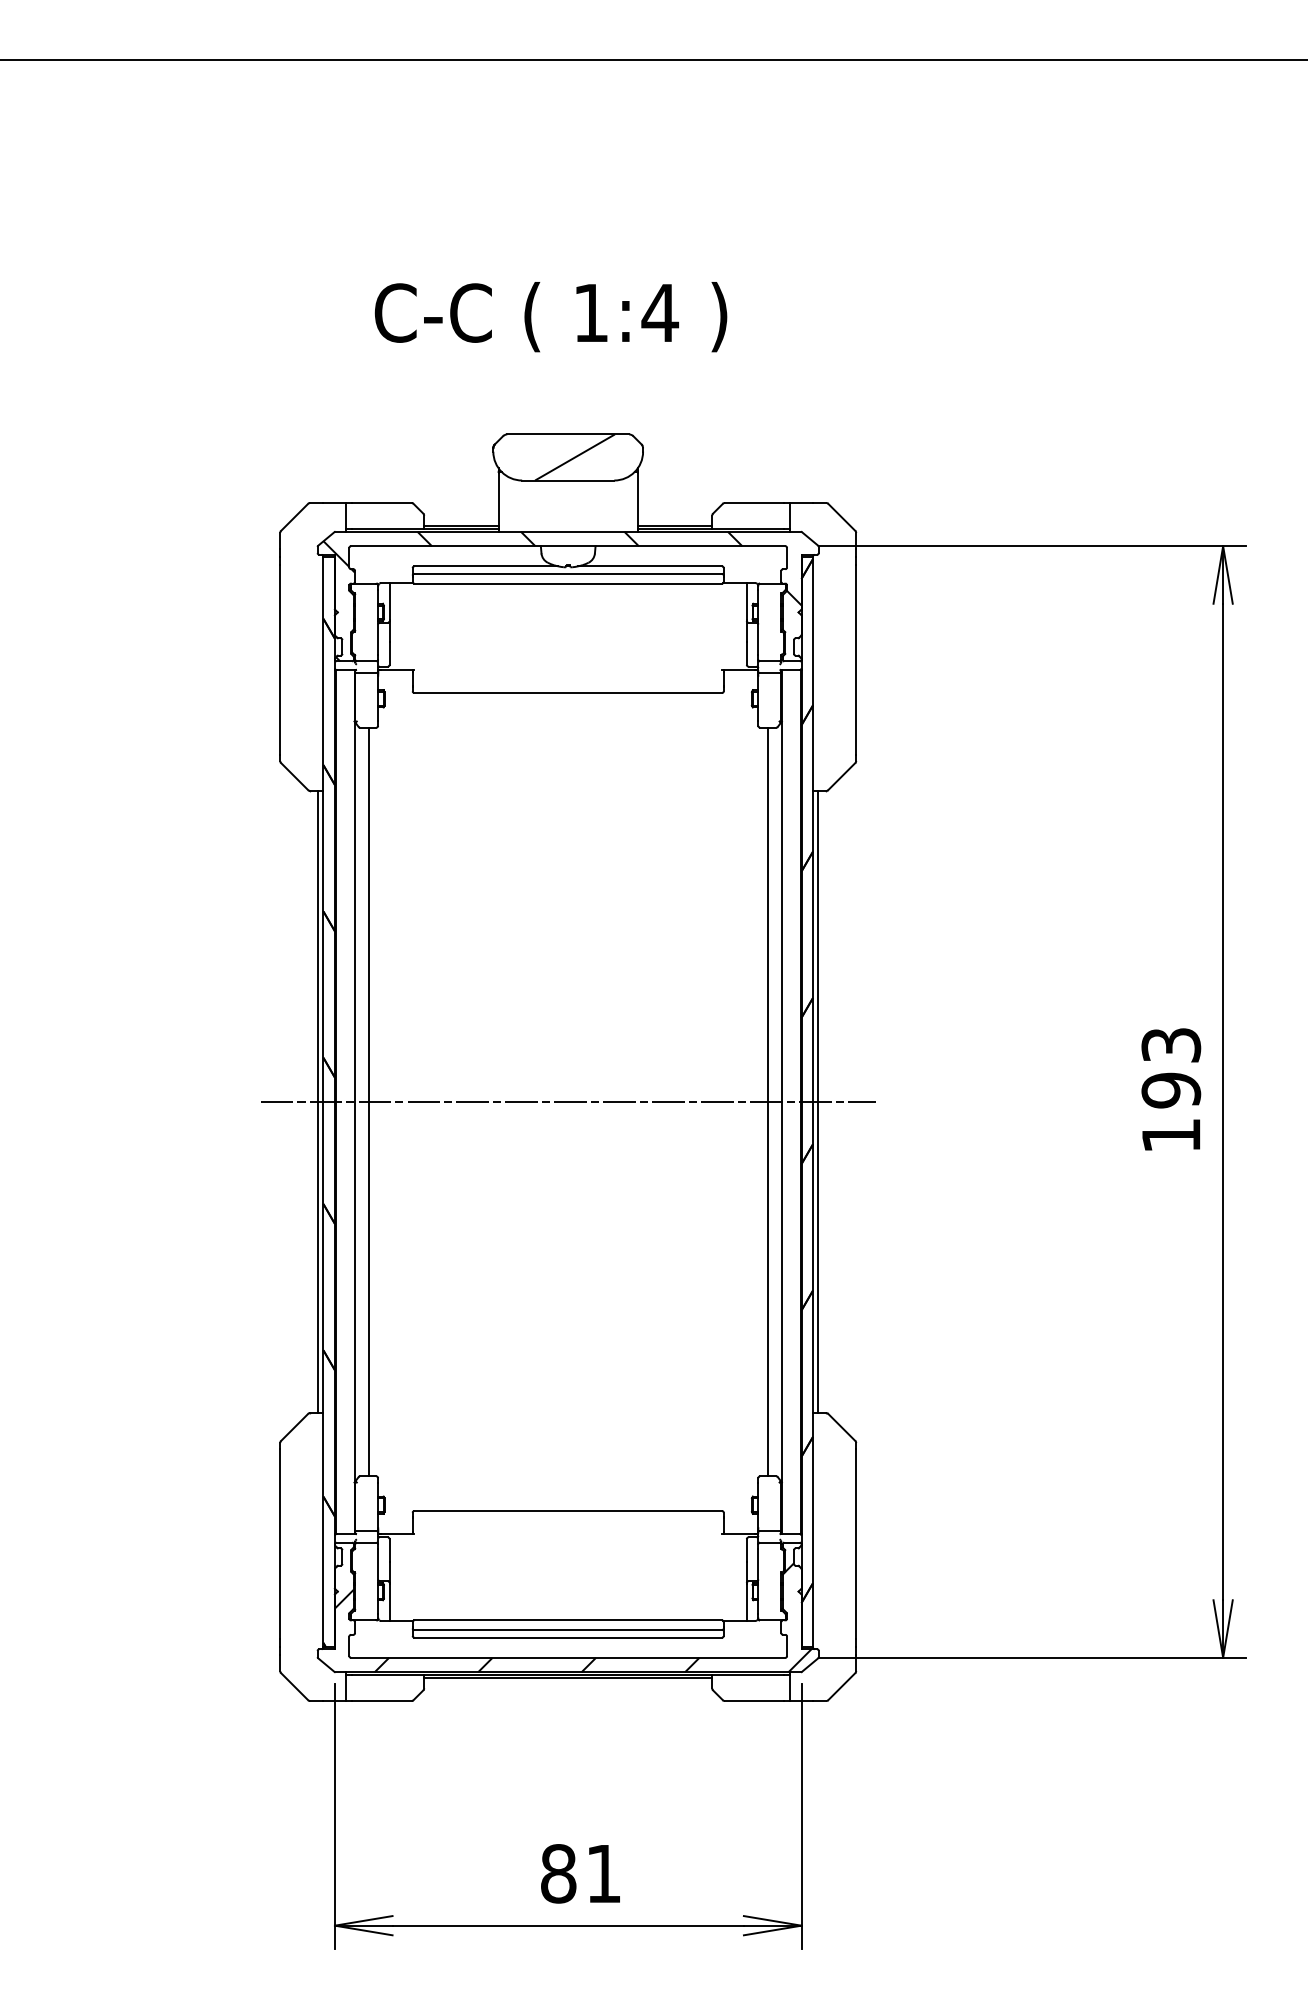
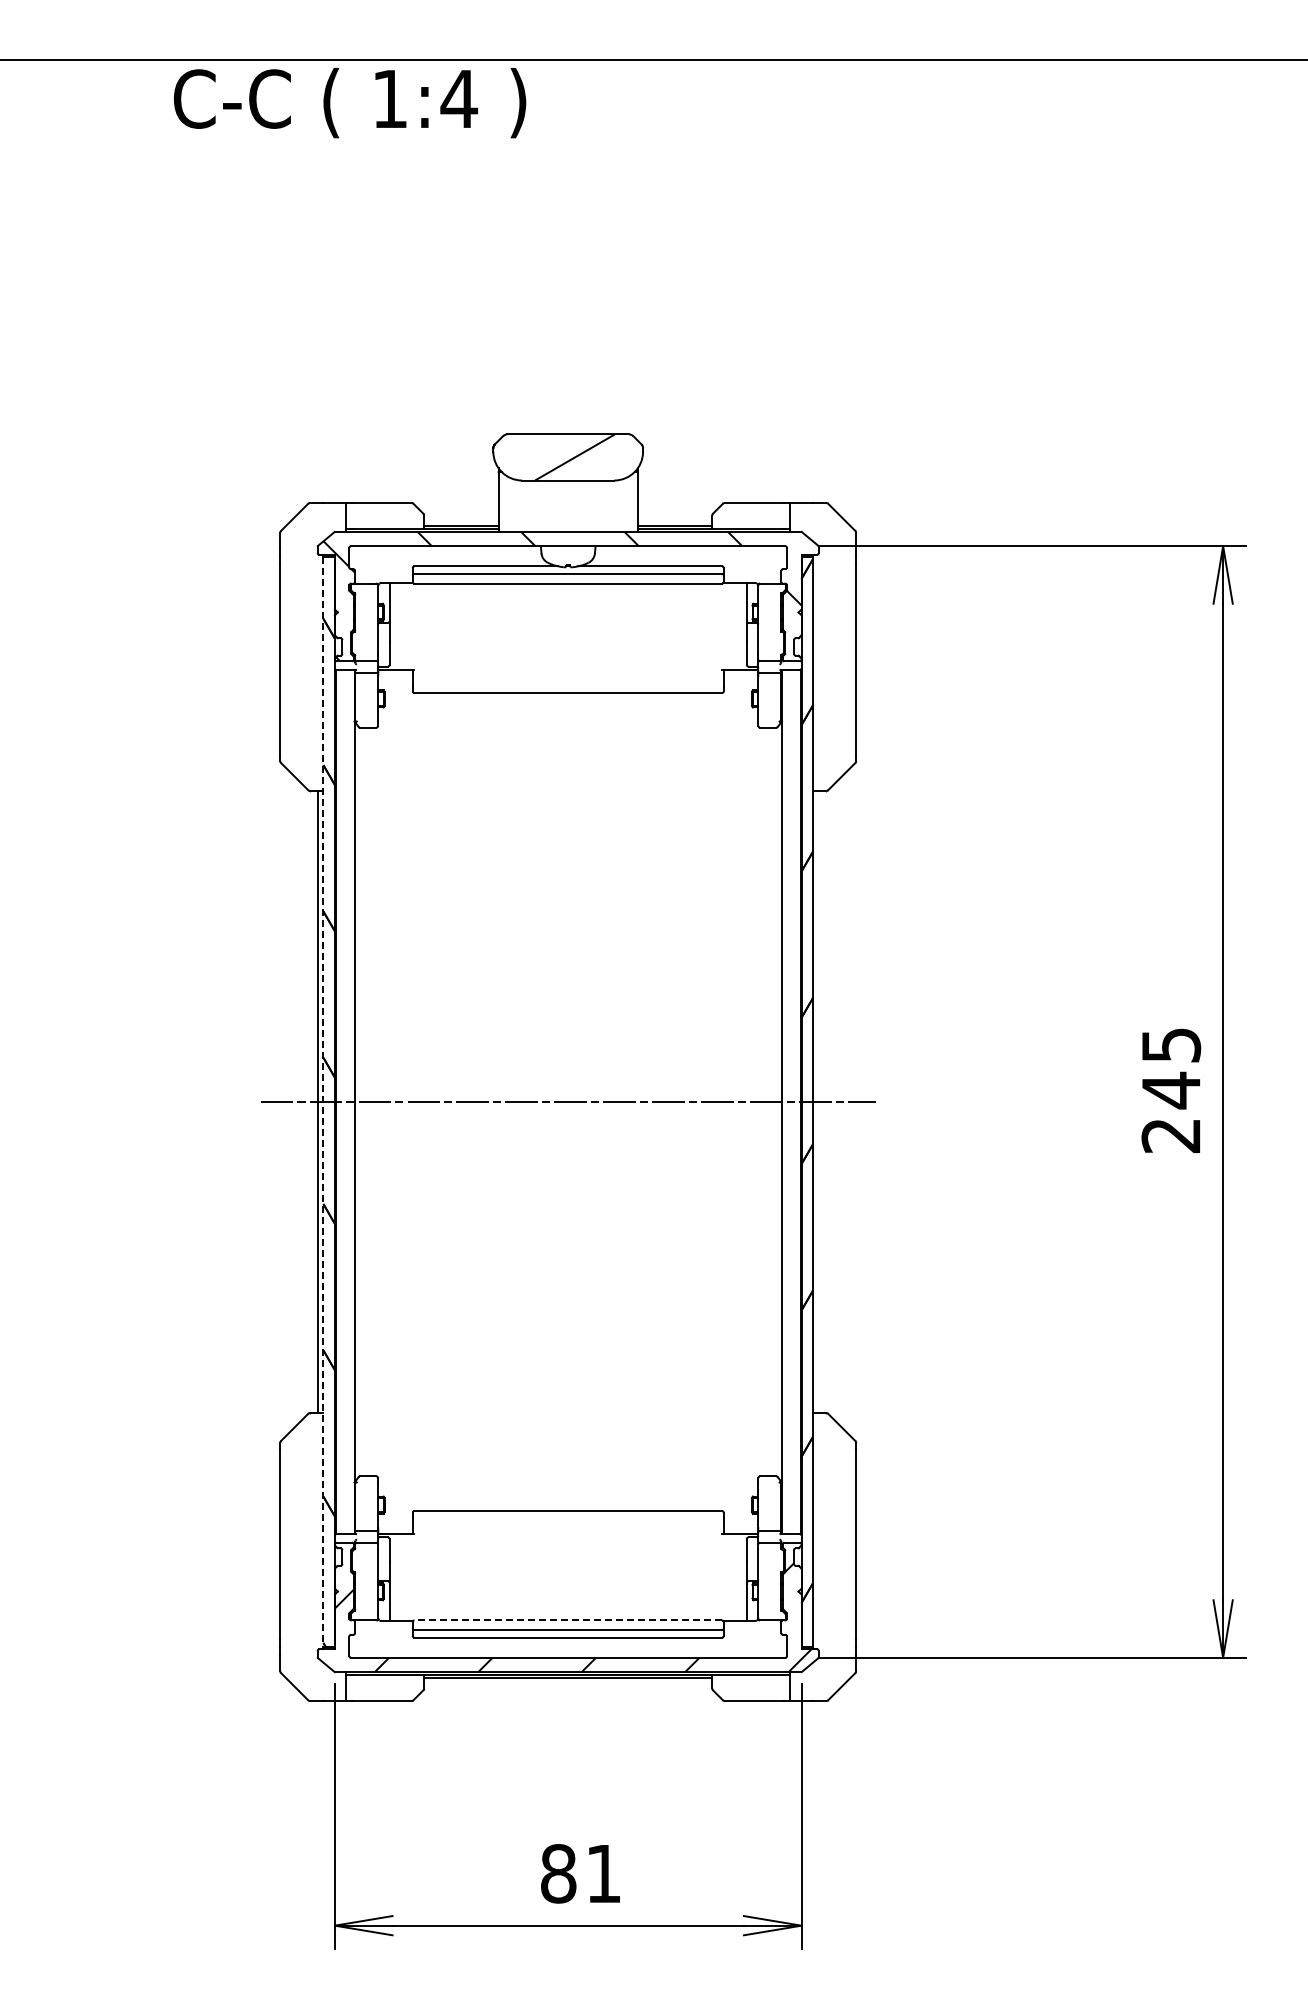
text position: (550, 317) -> (349, 103) (349, 103)
text: 193 -> 245 (1171, 1090)
line: present -> none (368, 1101)
line: present -> none (767, 1101)
line: present -> none (818, 1101)
line: solid -> dashed (323, 1102)
line: solid -> dashed (568, 1620)
